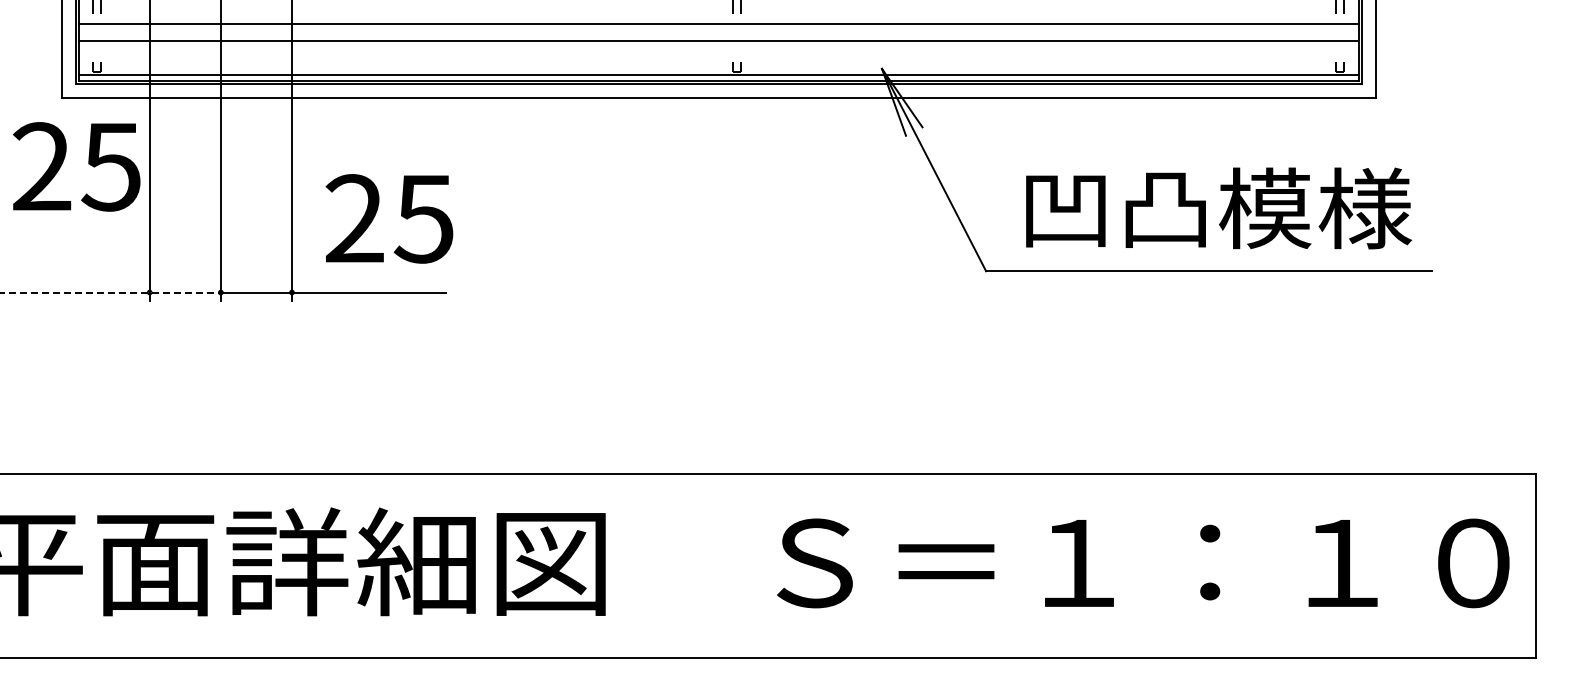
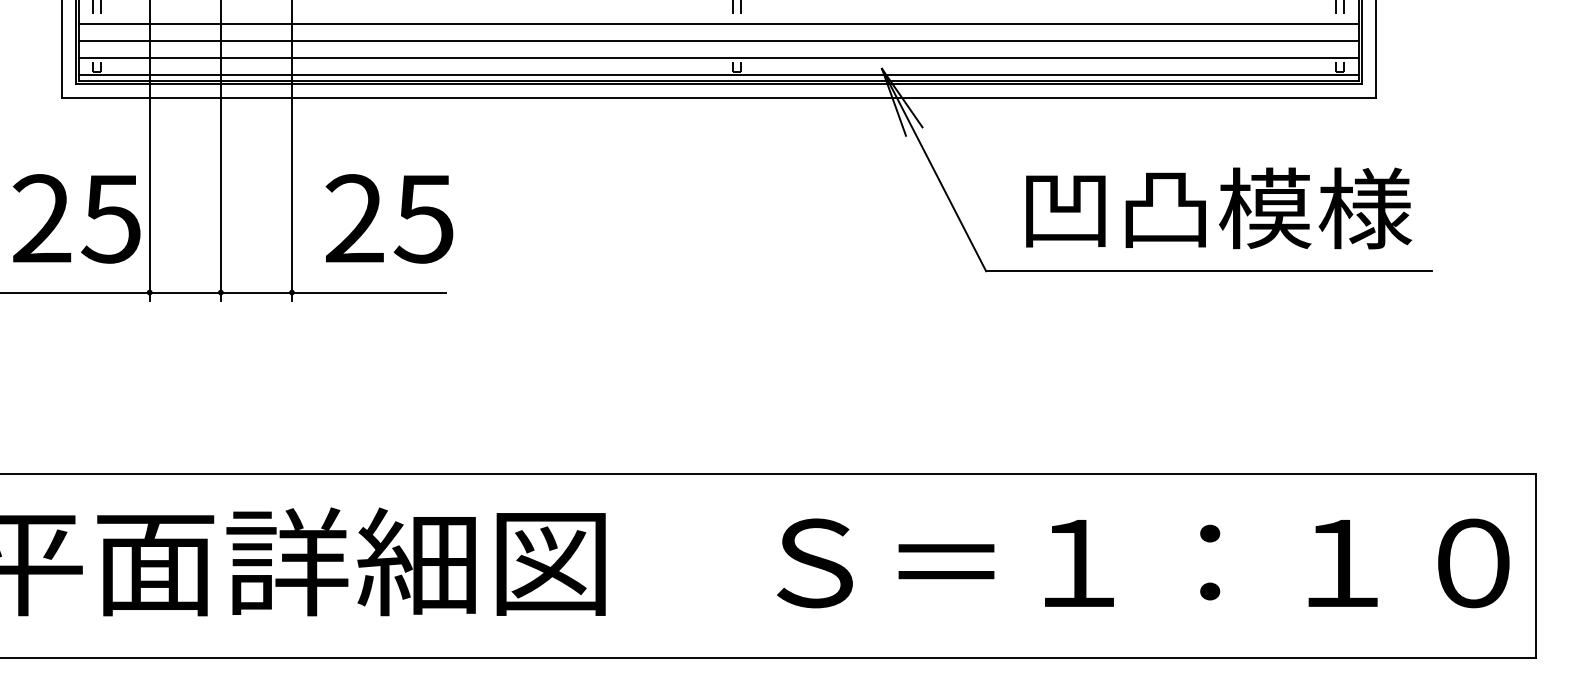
line: none -> present (718, 58)
text position: (76, 166) -> (76, 218) (76, 218)
line: dashed -> solid (110, 292)
